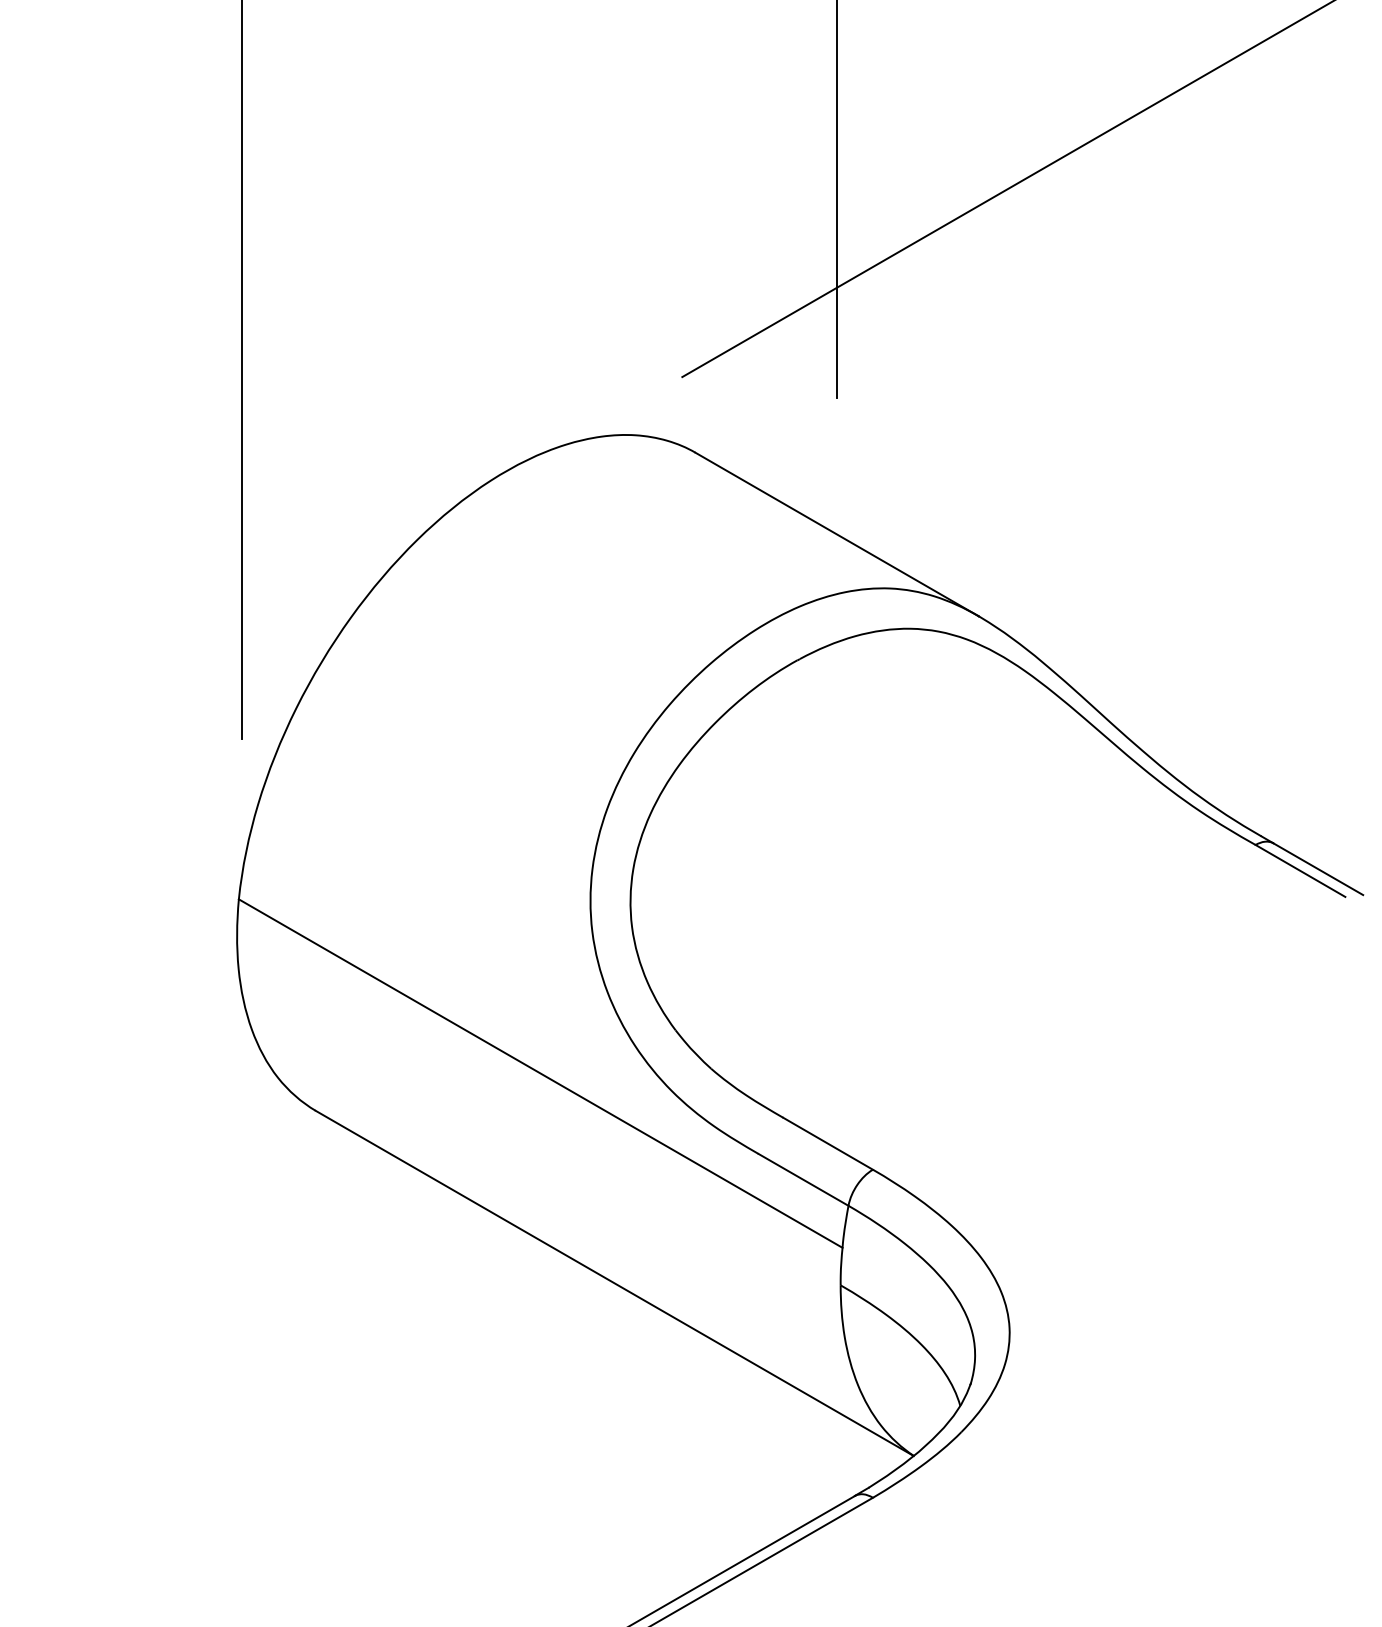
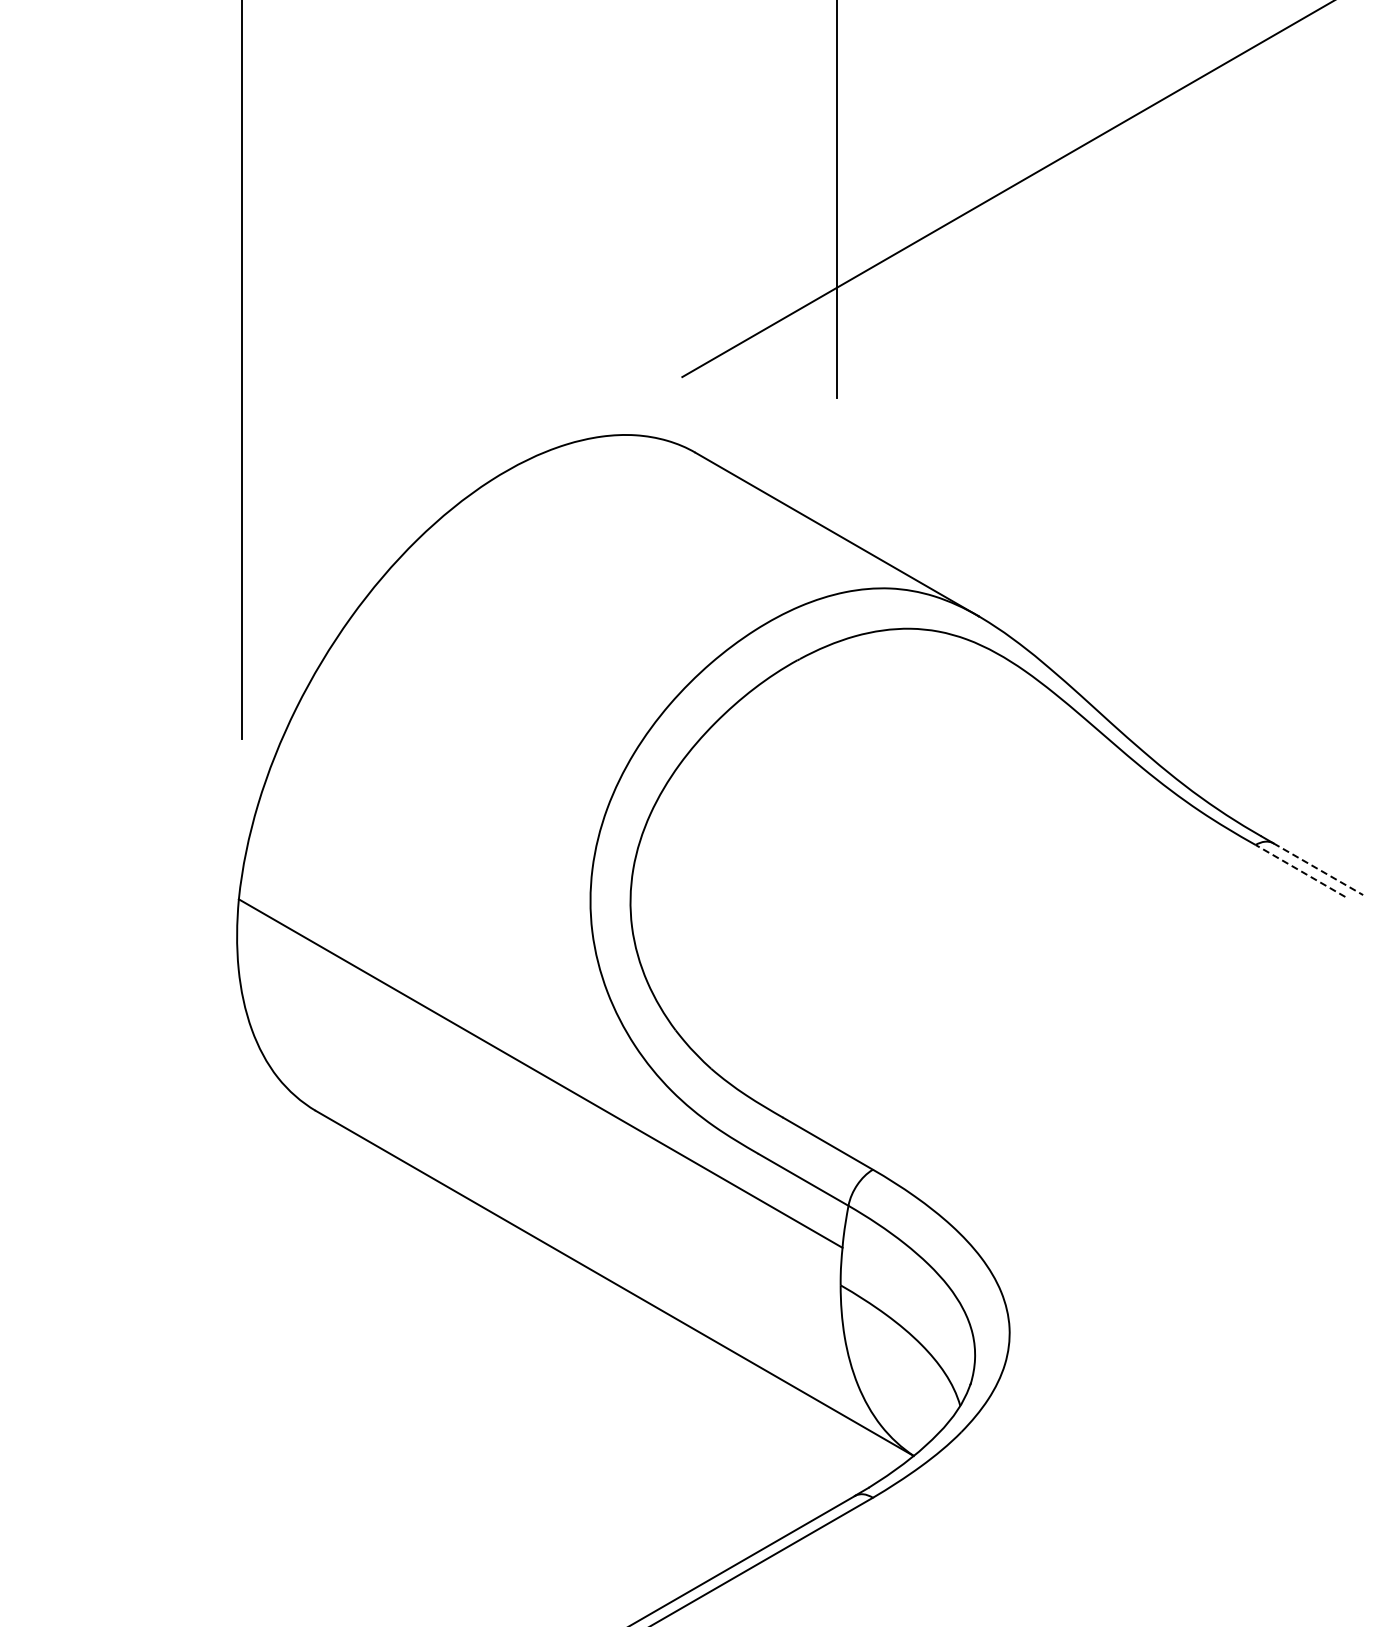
line: solid -> dashed (1318, 869)
line: solid -> dashed (1300, 870)
